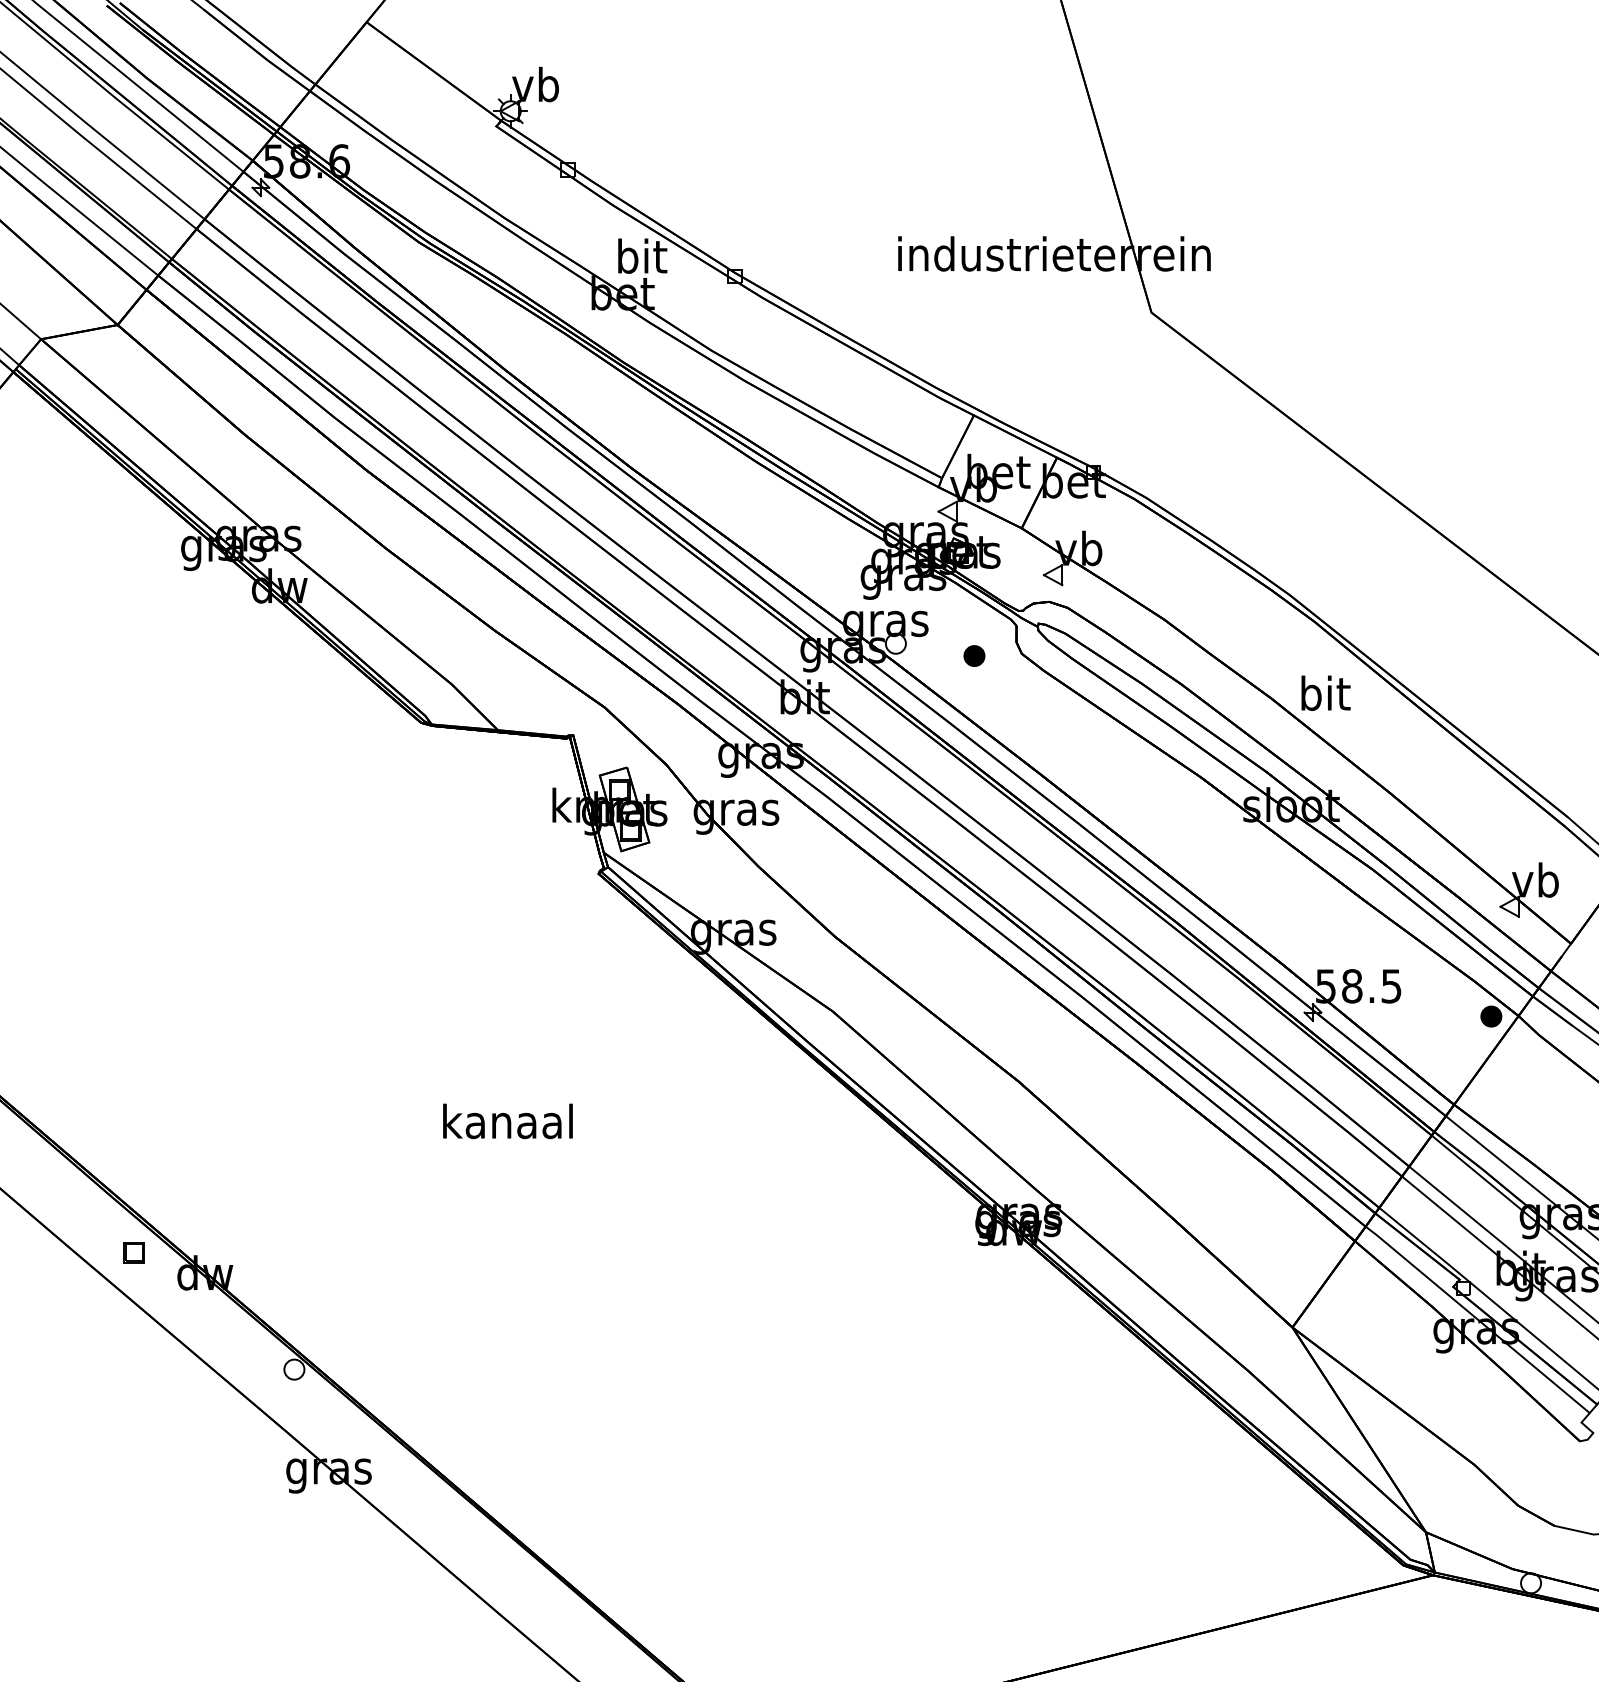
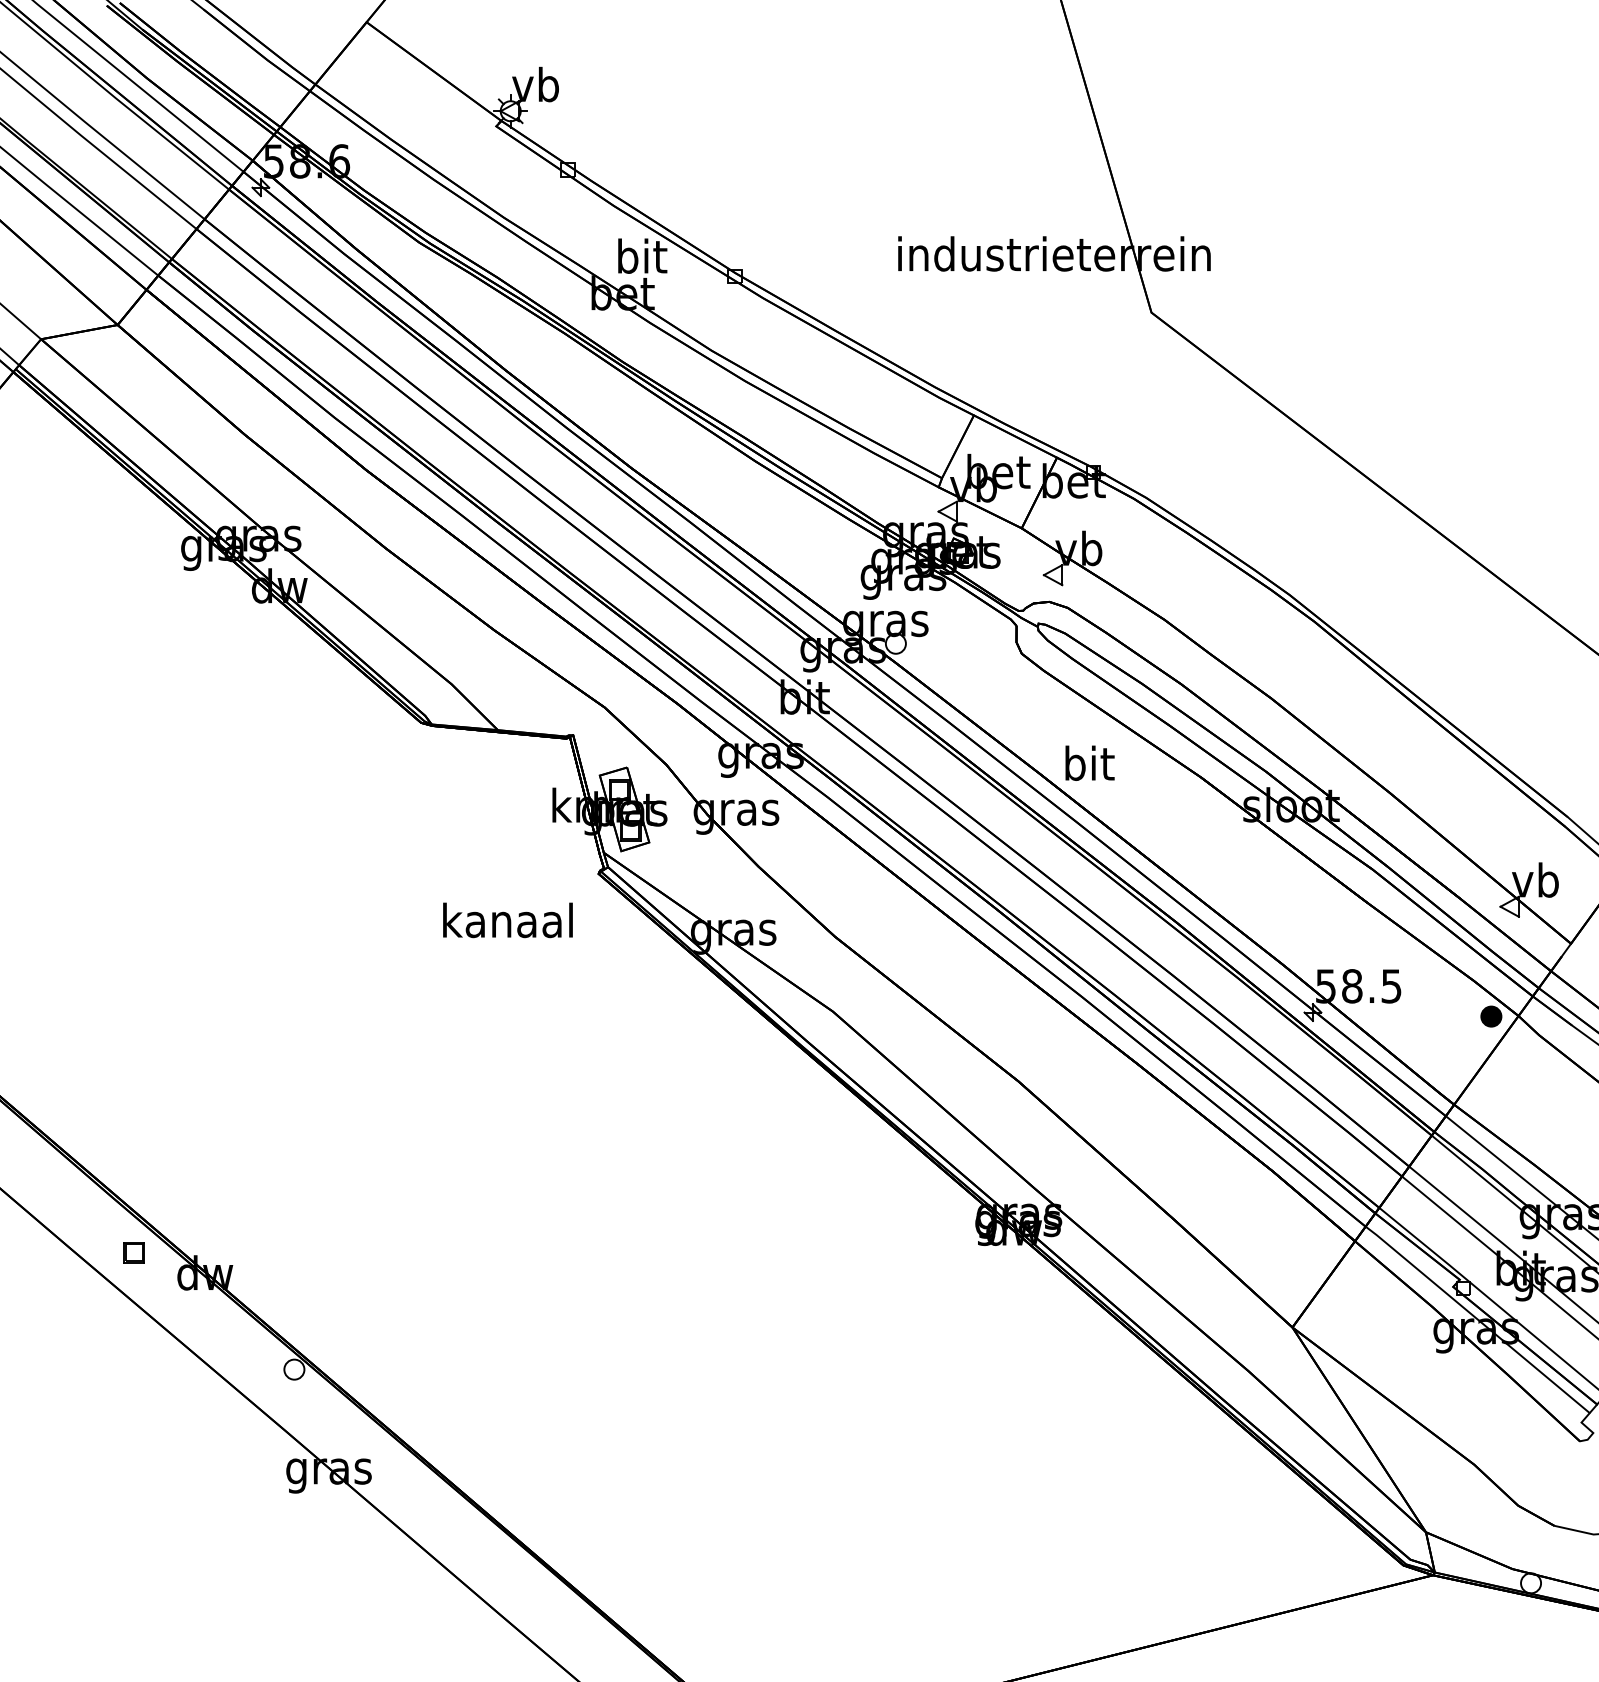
part: present -> none (974, 655)
text position: (1325, 692) -> (1089, 762) (1089, 762)
text position: (507, 1121) -> (507, 920) (507, 920)
